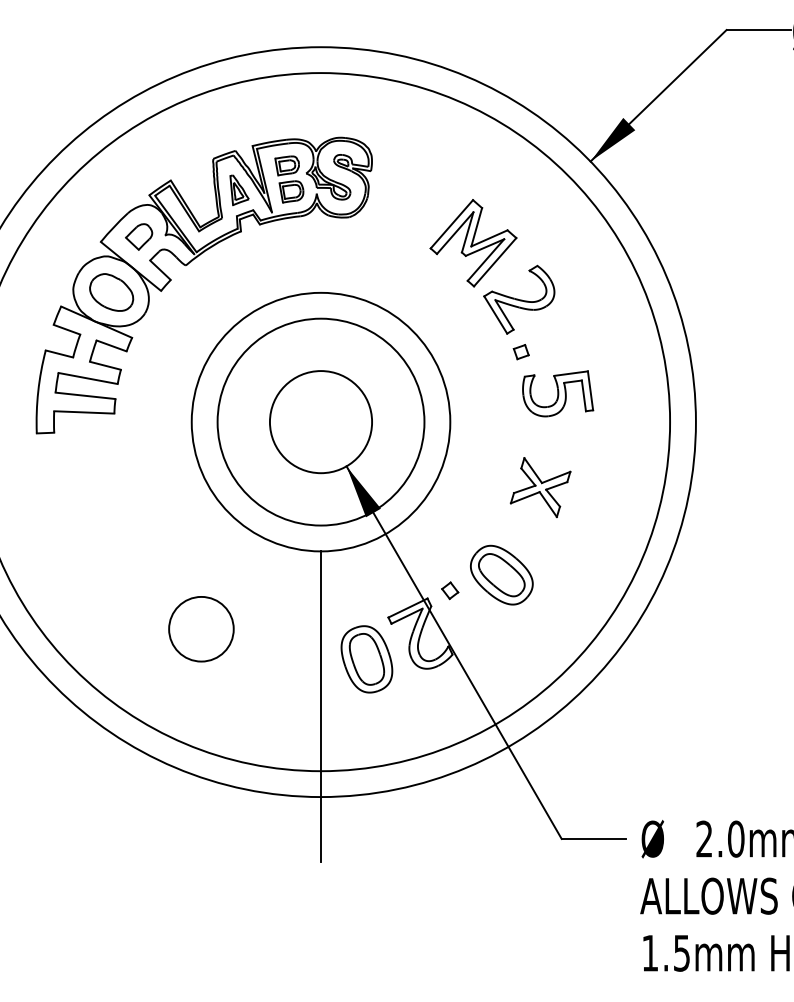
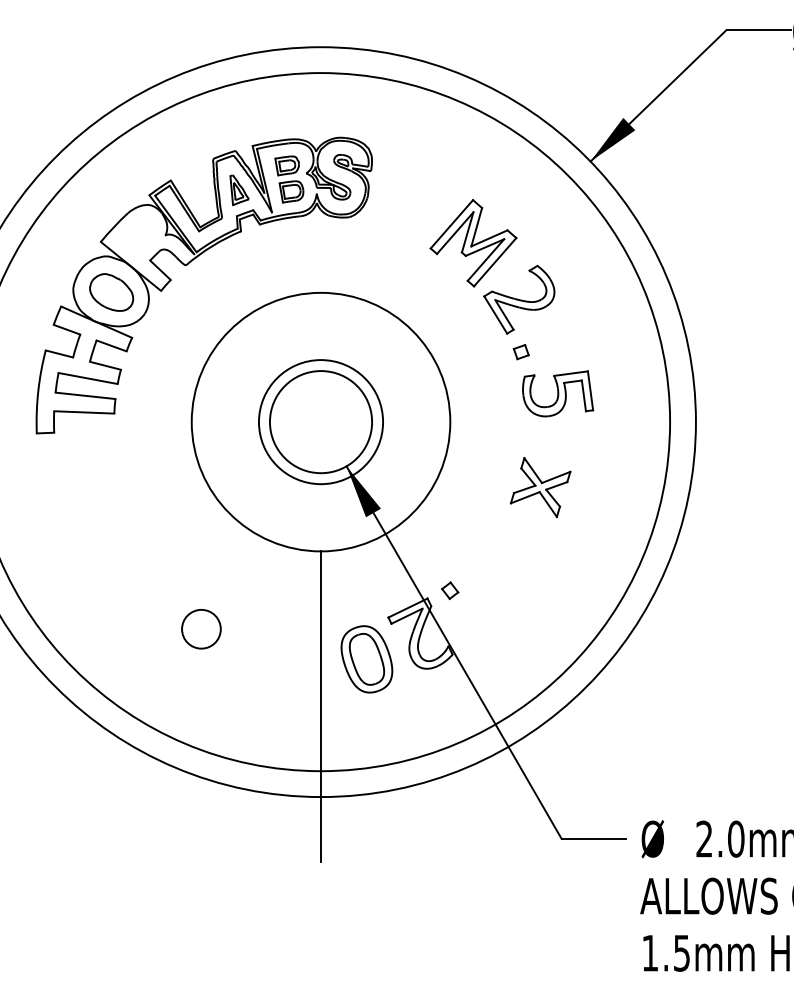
part: present -> none (139, 236)
circle diameter: 207 px -> 124 px (320, 422)
part: present -> none (501, 574)
circle diameter: 65 px -> 39 px (201, 628)
